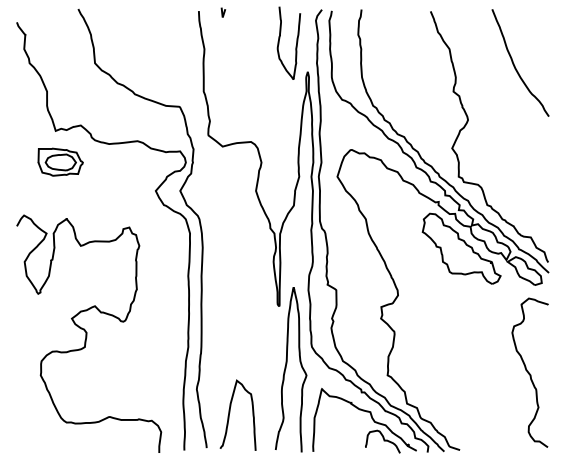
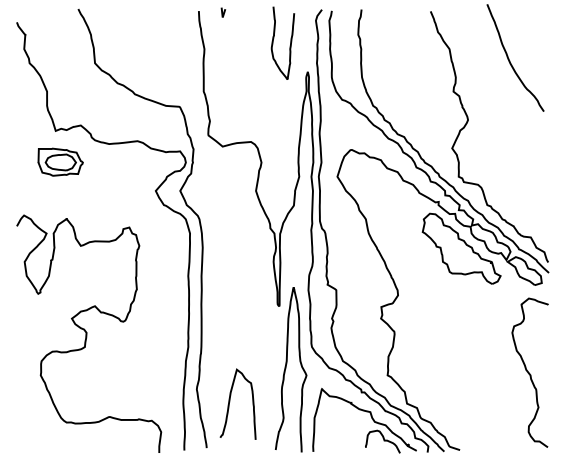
curve position: (295, 45) -> (289, 45) (289, 45)
curve position: (515, 65) -> (510, 60) (510, 60)
curve position: (230, 413) -> (230, 402) (230, 402)
